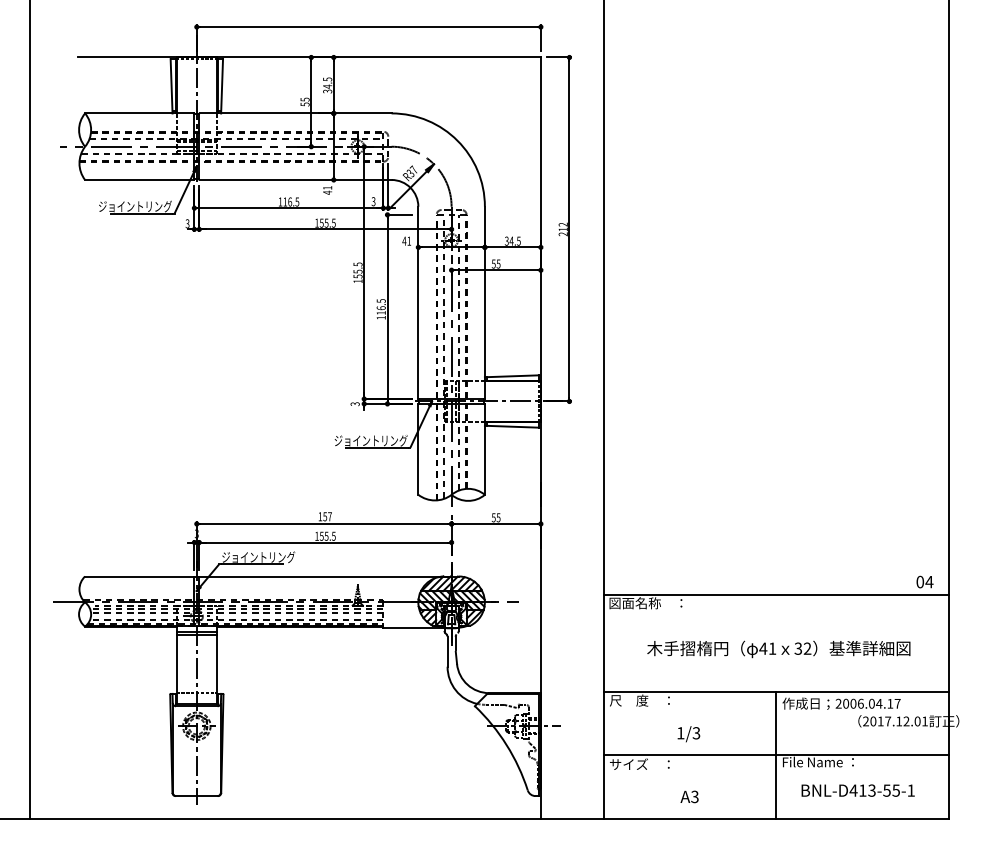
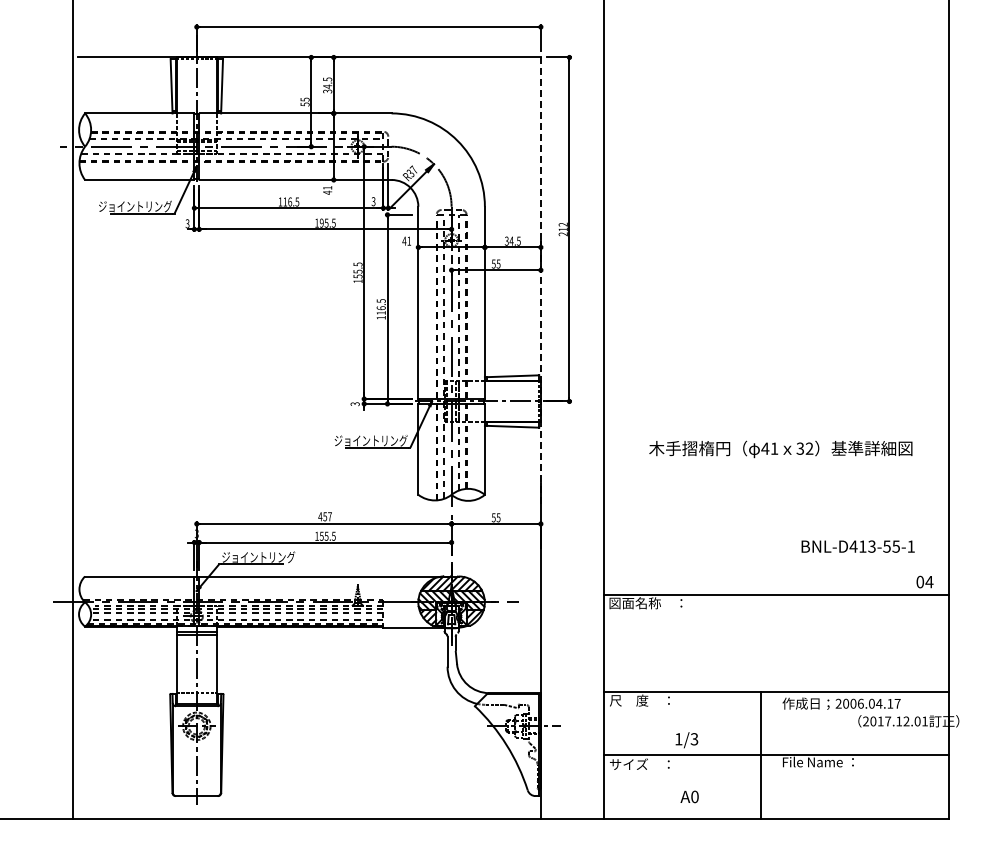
text: 155.5 -> 195.5 (321, 222)
line: solid -> dashed (540, 282)
line position: (29, 410) -> (72, 410) (72, 410)
text: 157 -> 457 (320, 516)
text position: (778, 649) -> (780, 449) (780, 449)
text position: (688, 734) -> (686, 740) (686, 740)
line position: (776, 754) -> (761, 754) (761, 754)
text position: (857, 790) -> (857, 546) (857, 546)
text: A3 -> A0 (694, 796)
